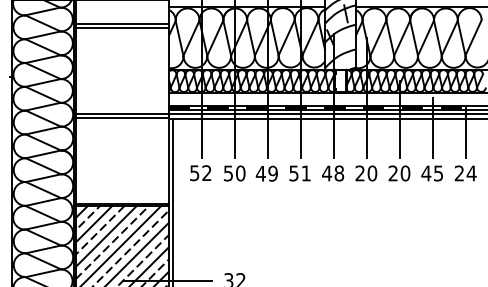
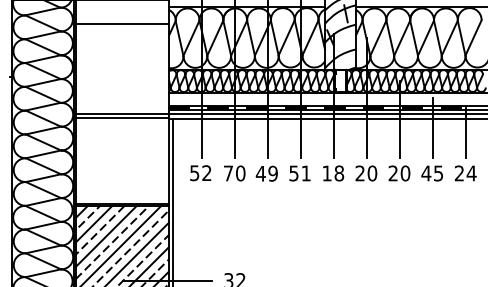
line: present -> none (122, 28)
text: 50 -> 70 (228, 173)
text: 48 -> 18 (327, 173)
